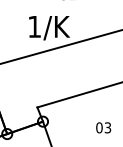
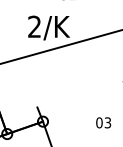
text: 1/K -> 2/K (34, 26)
line: present -> none (78, 95)
text position: (103, 127) -> (103, 122) (103, 122)
